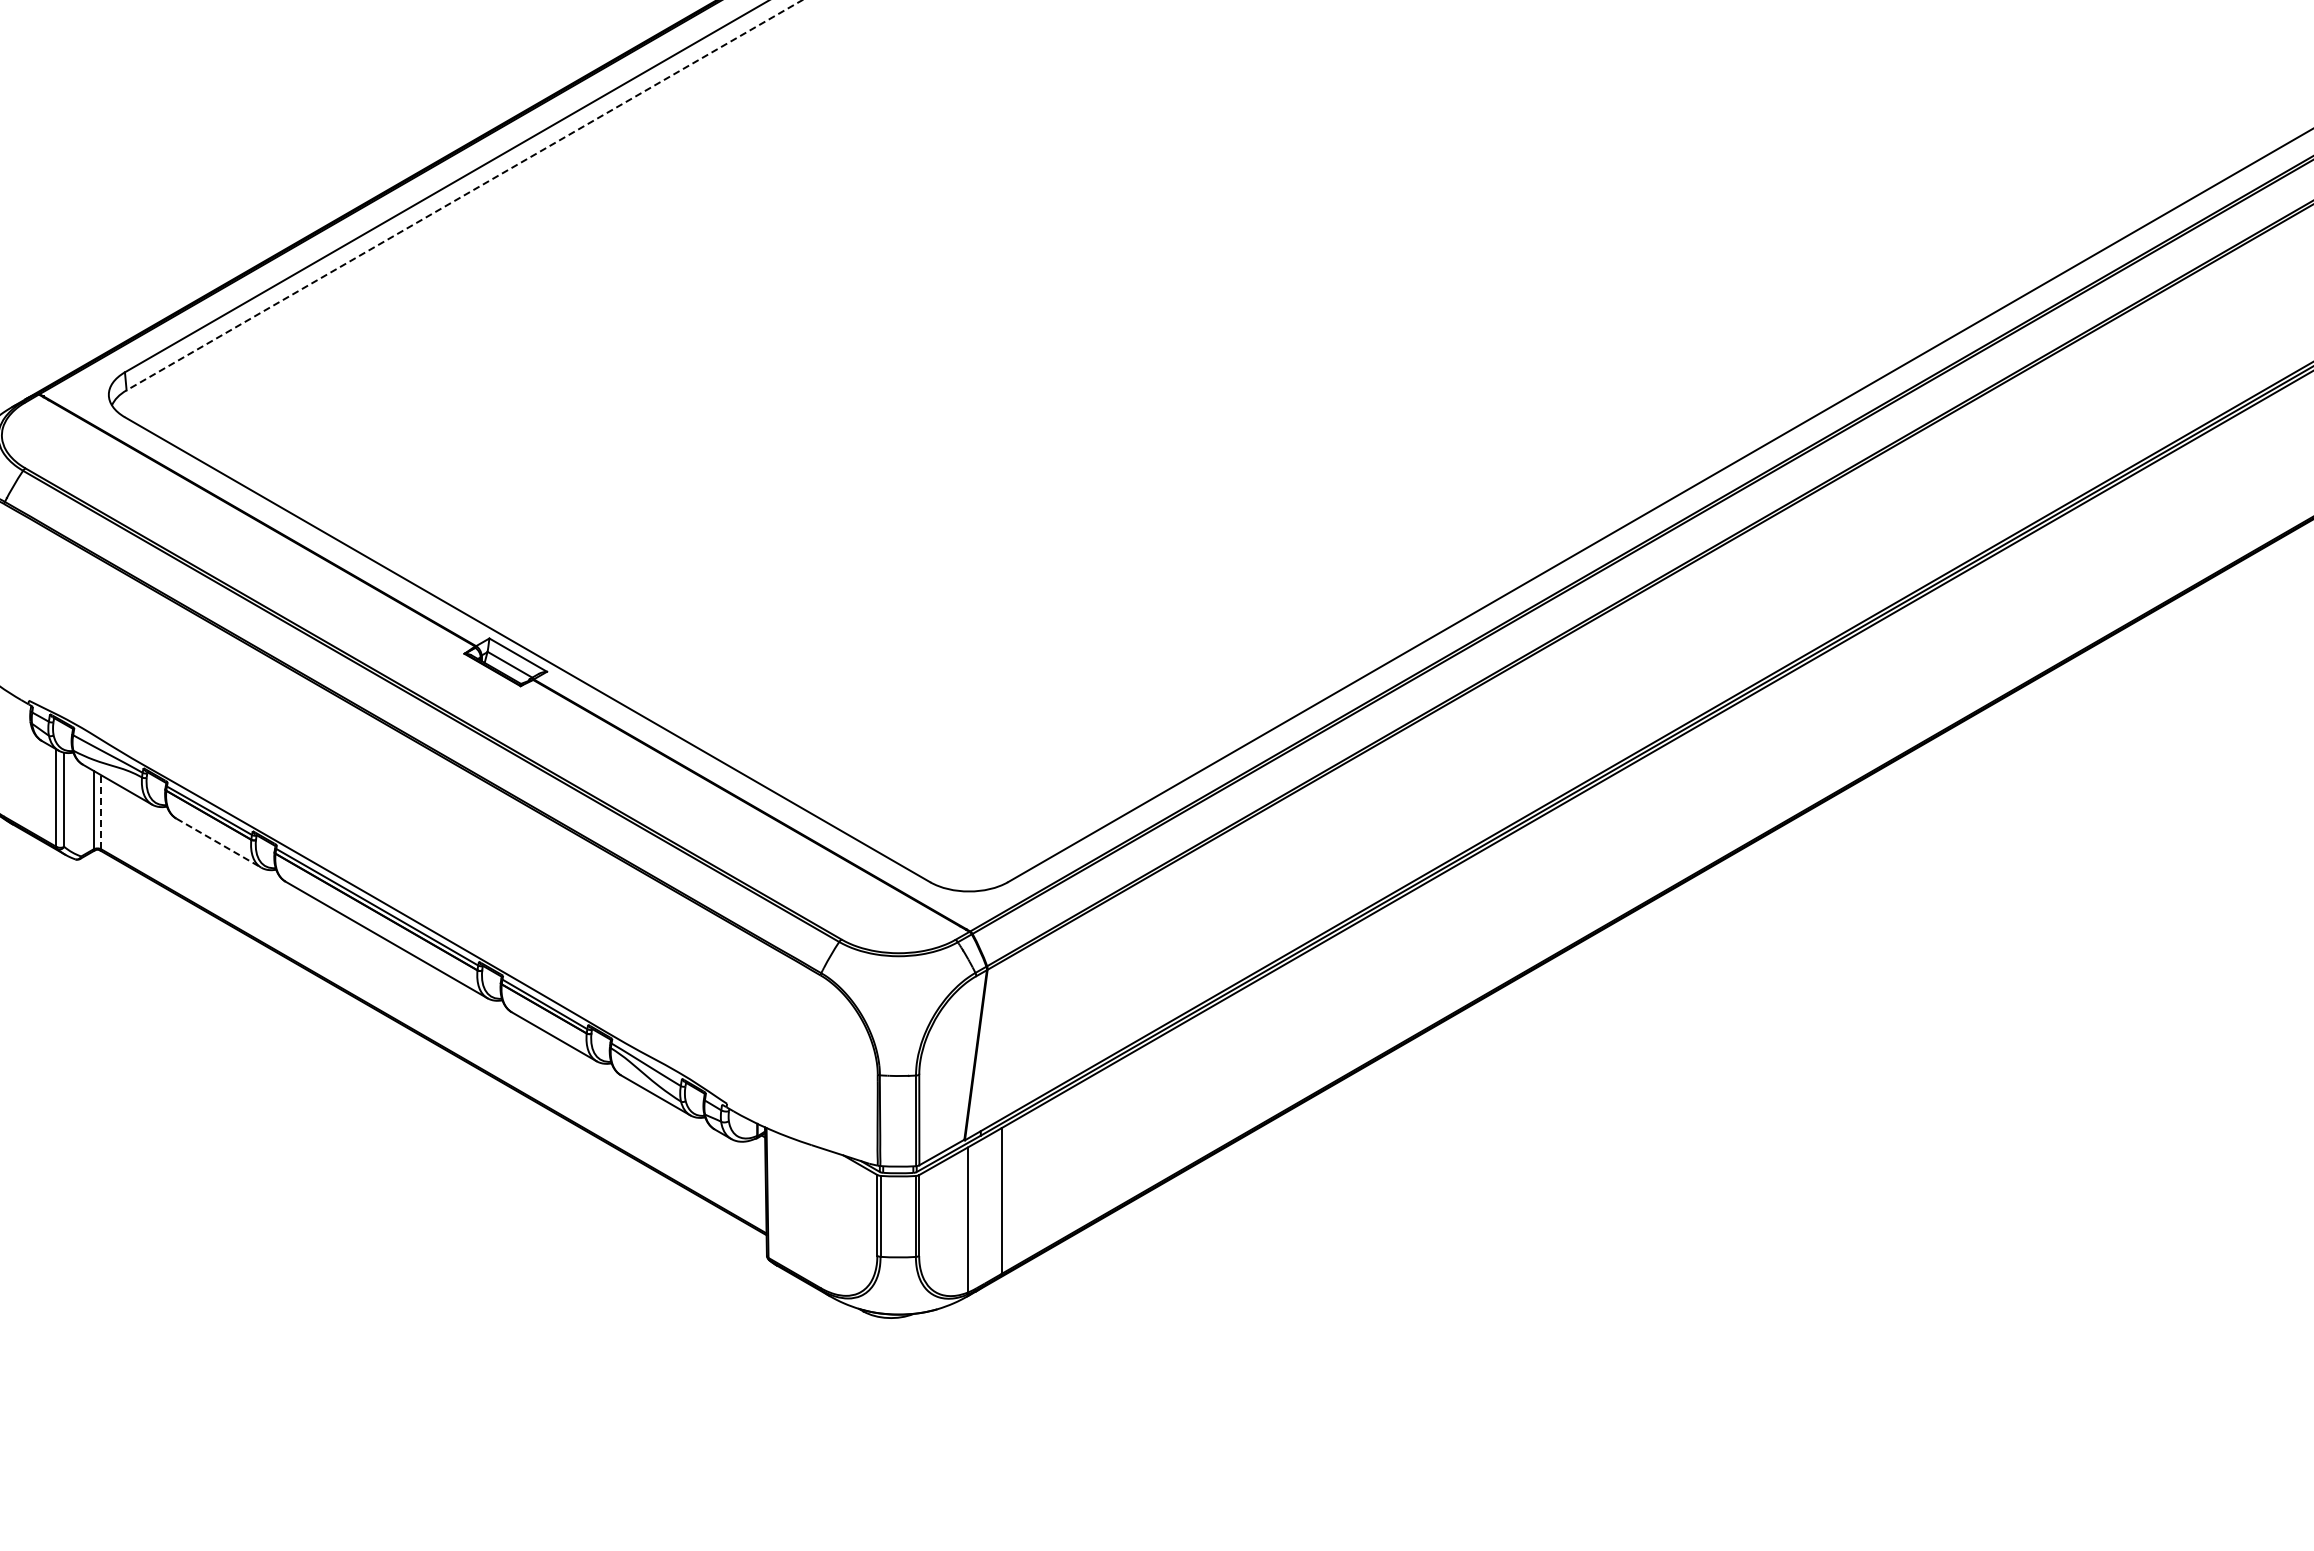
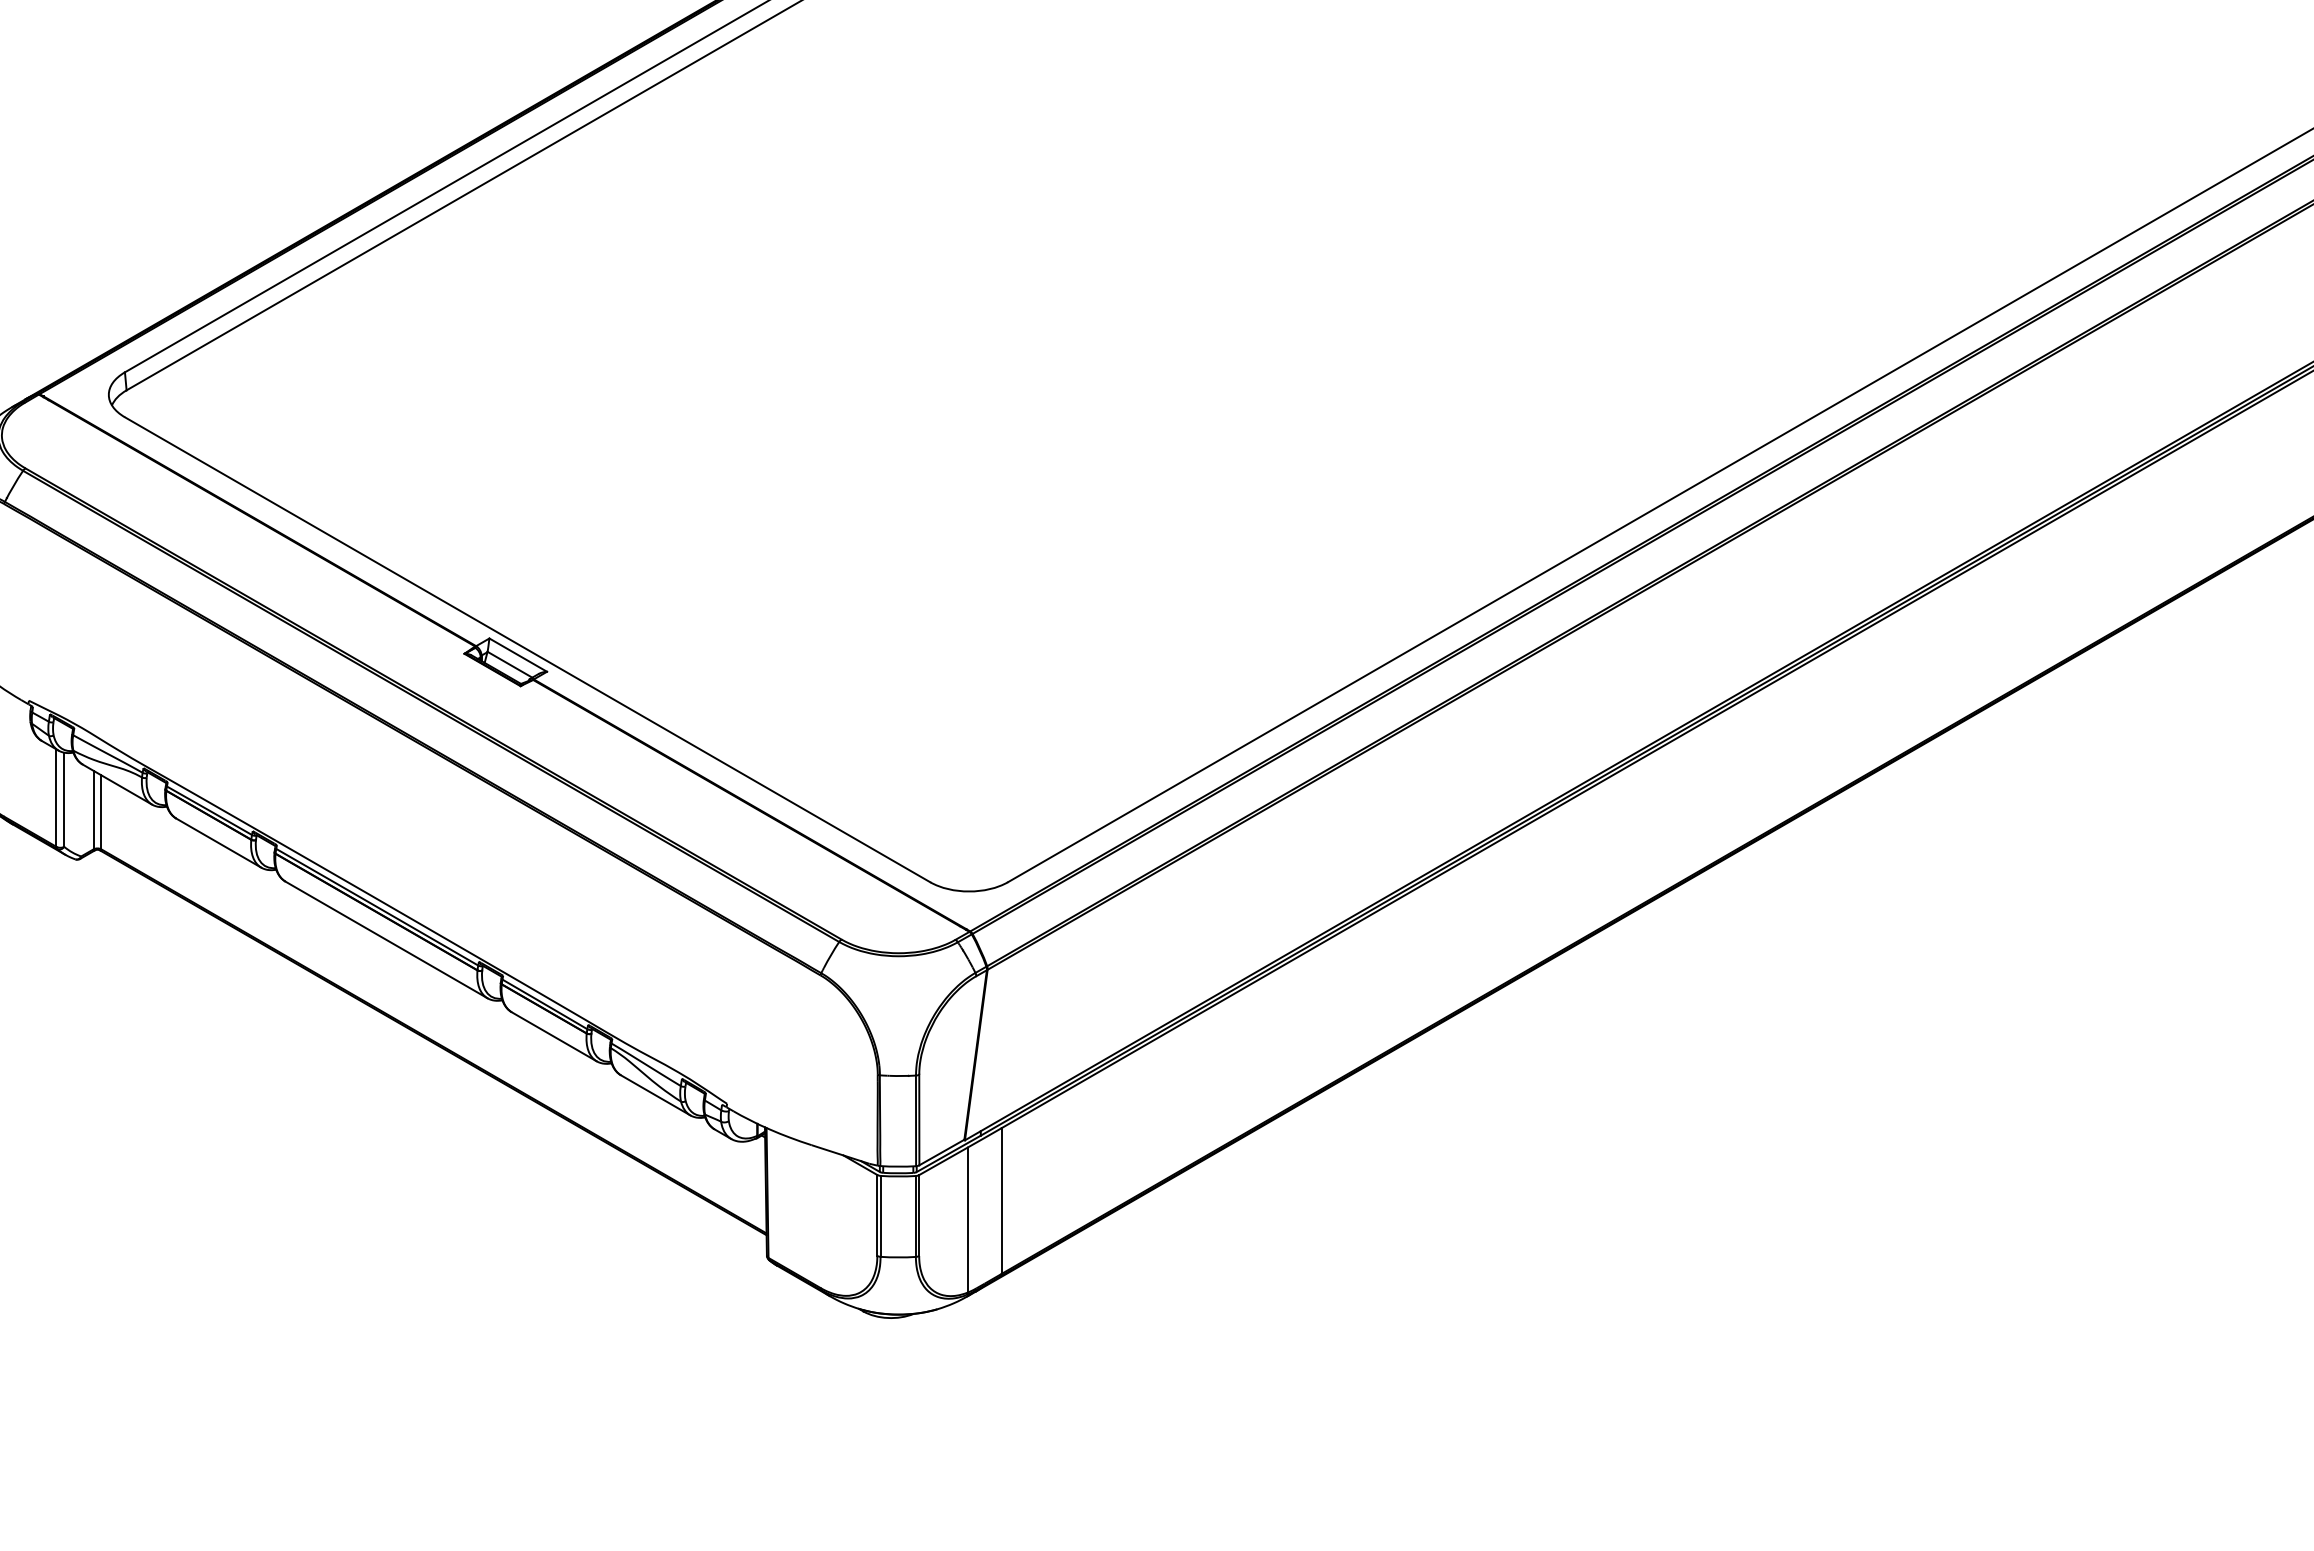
line: dashed -> solid (464, 195)
line: dashed -> solid (101, 811)
line: dashed -> solid (218, 843)
